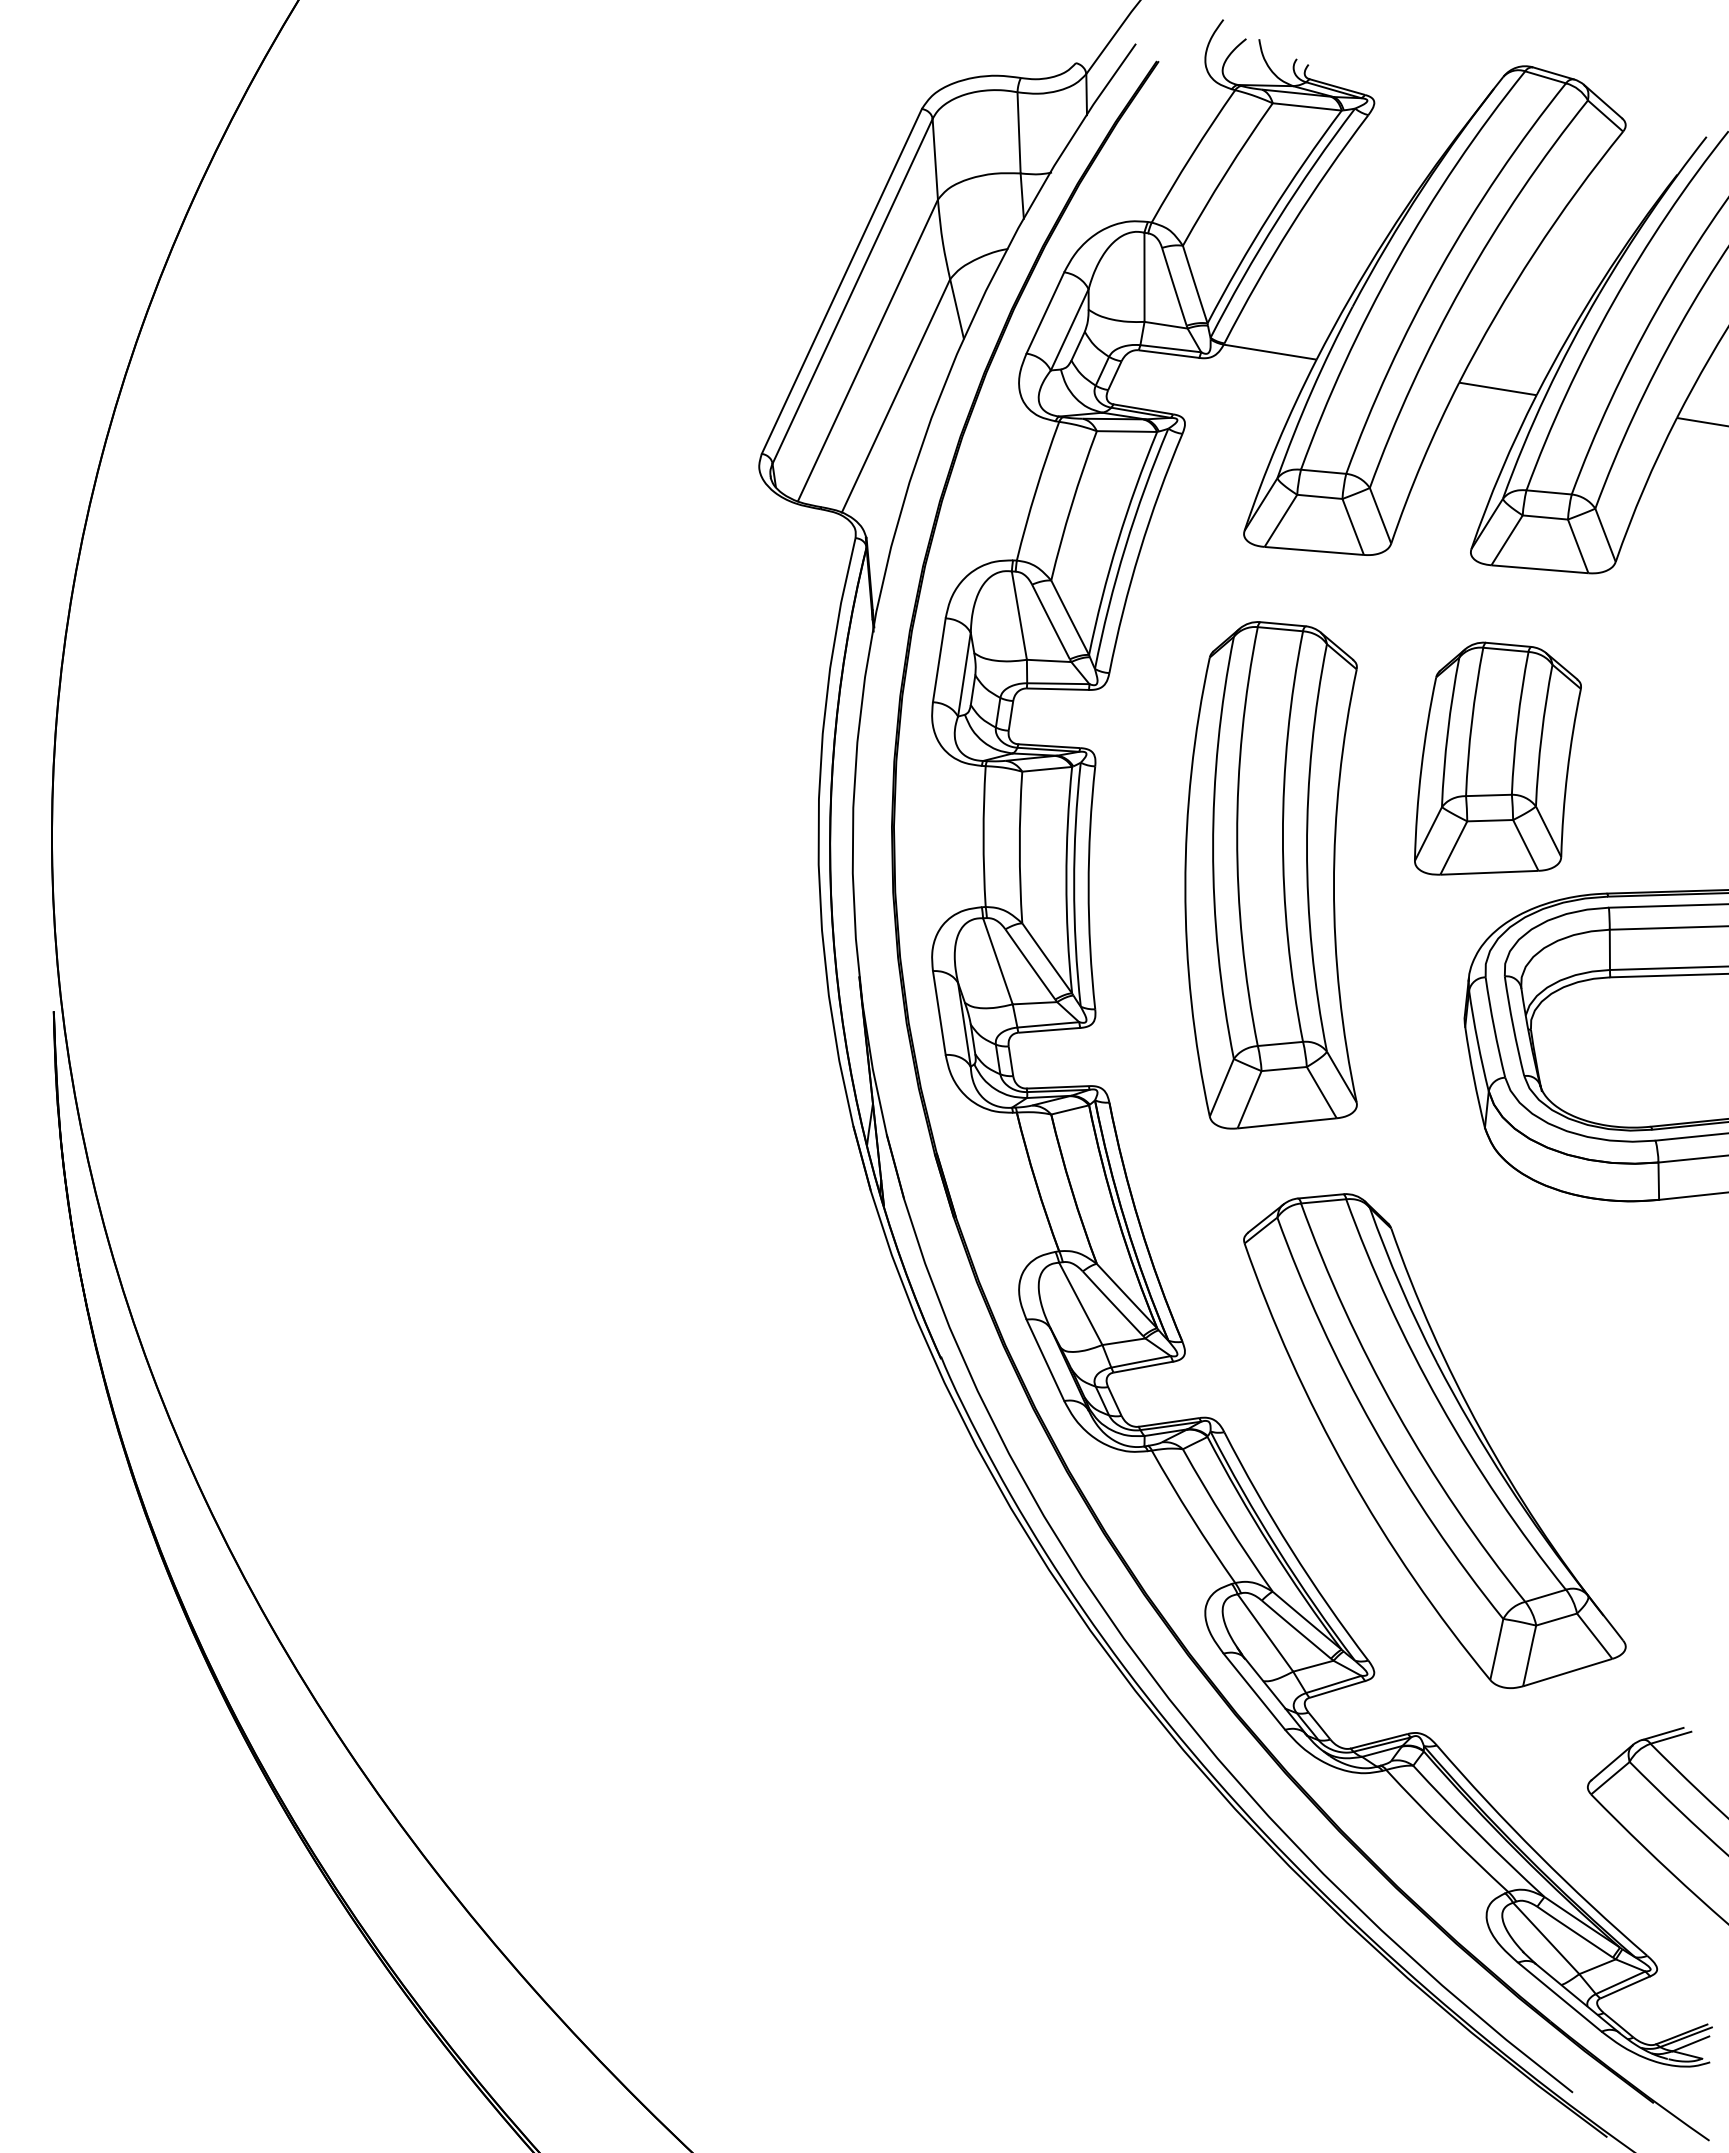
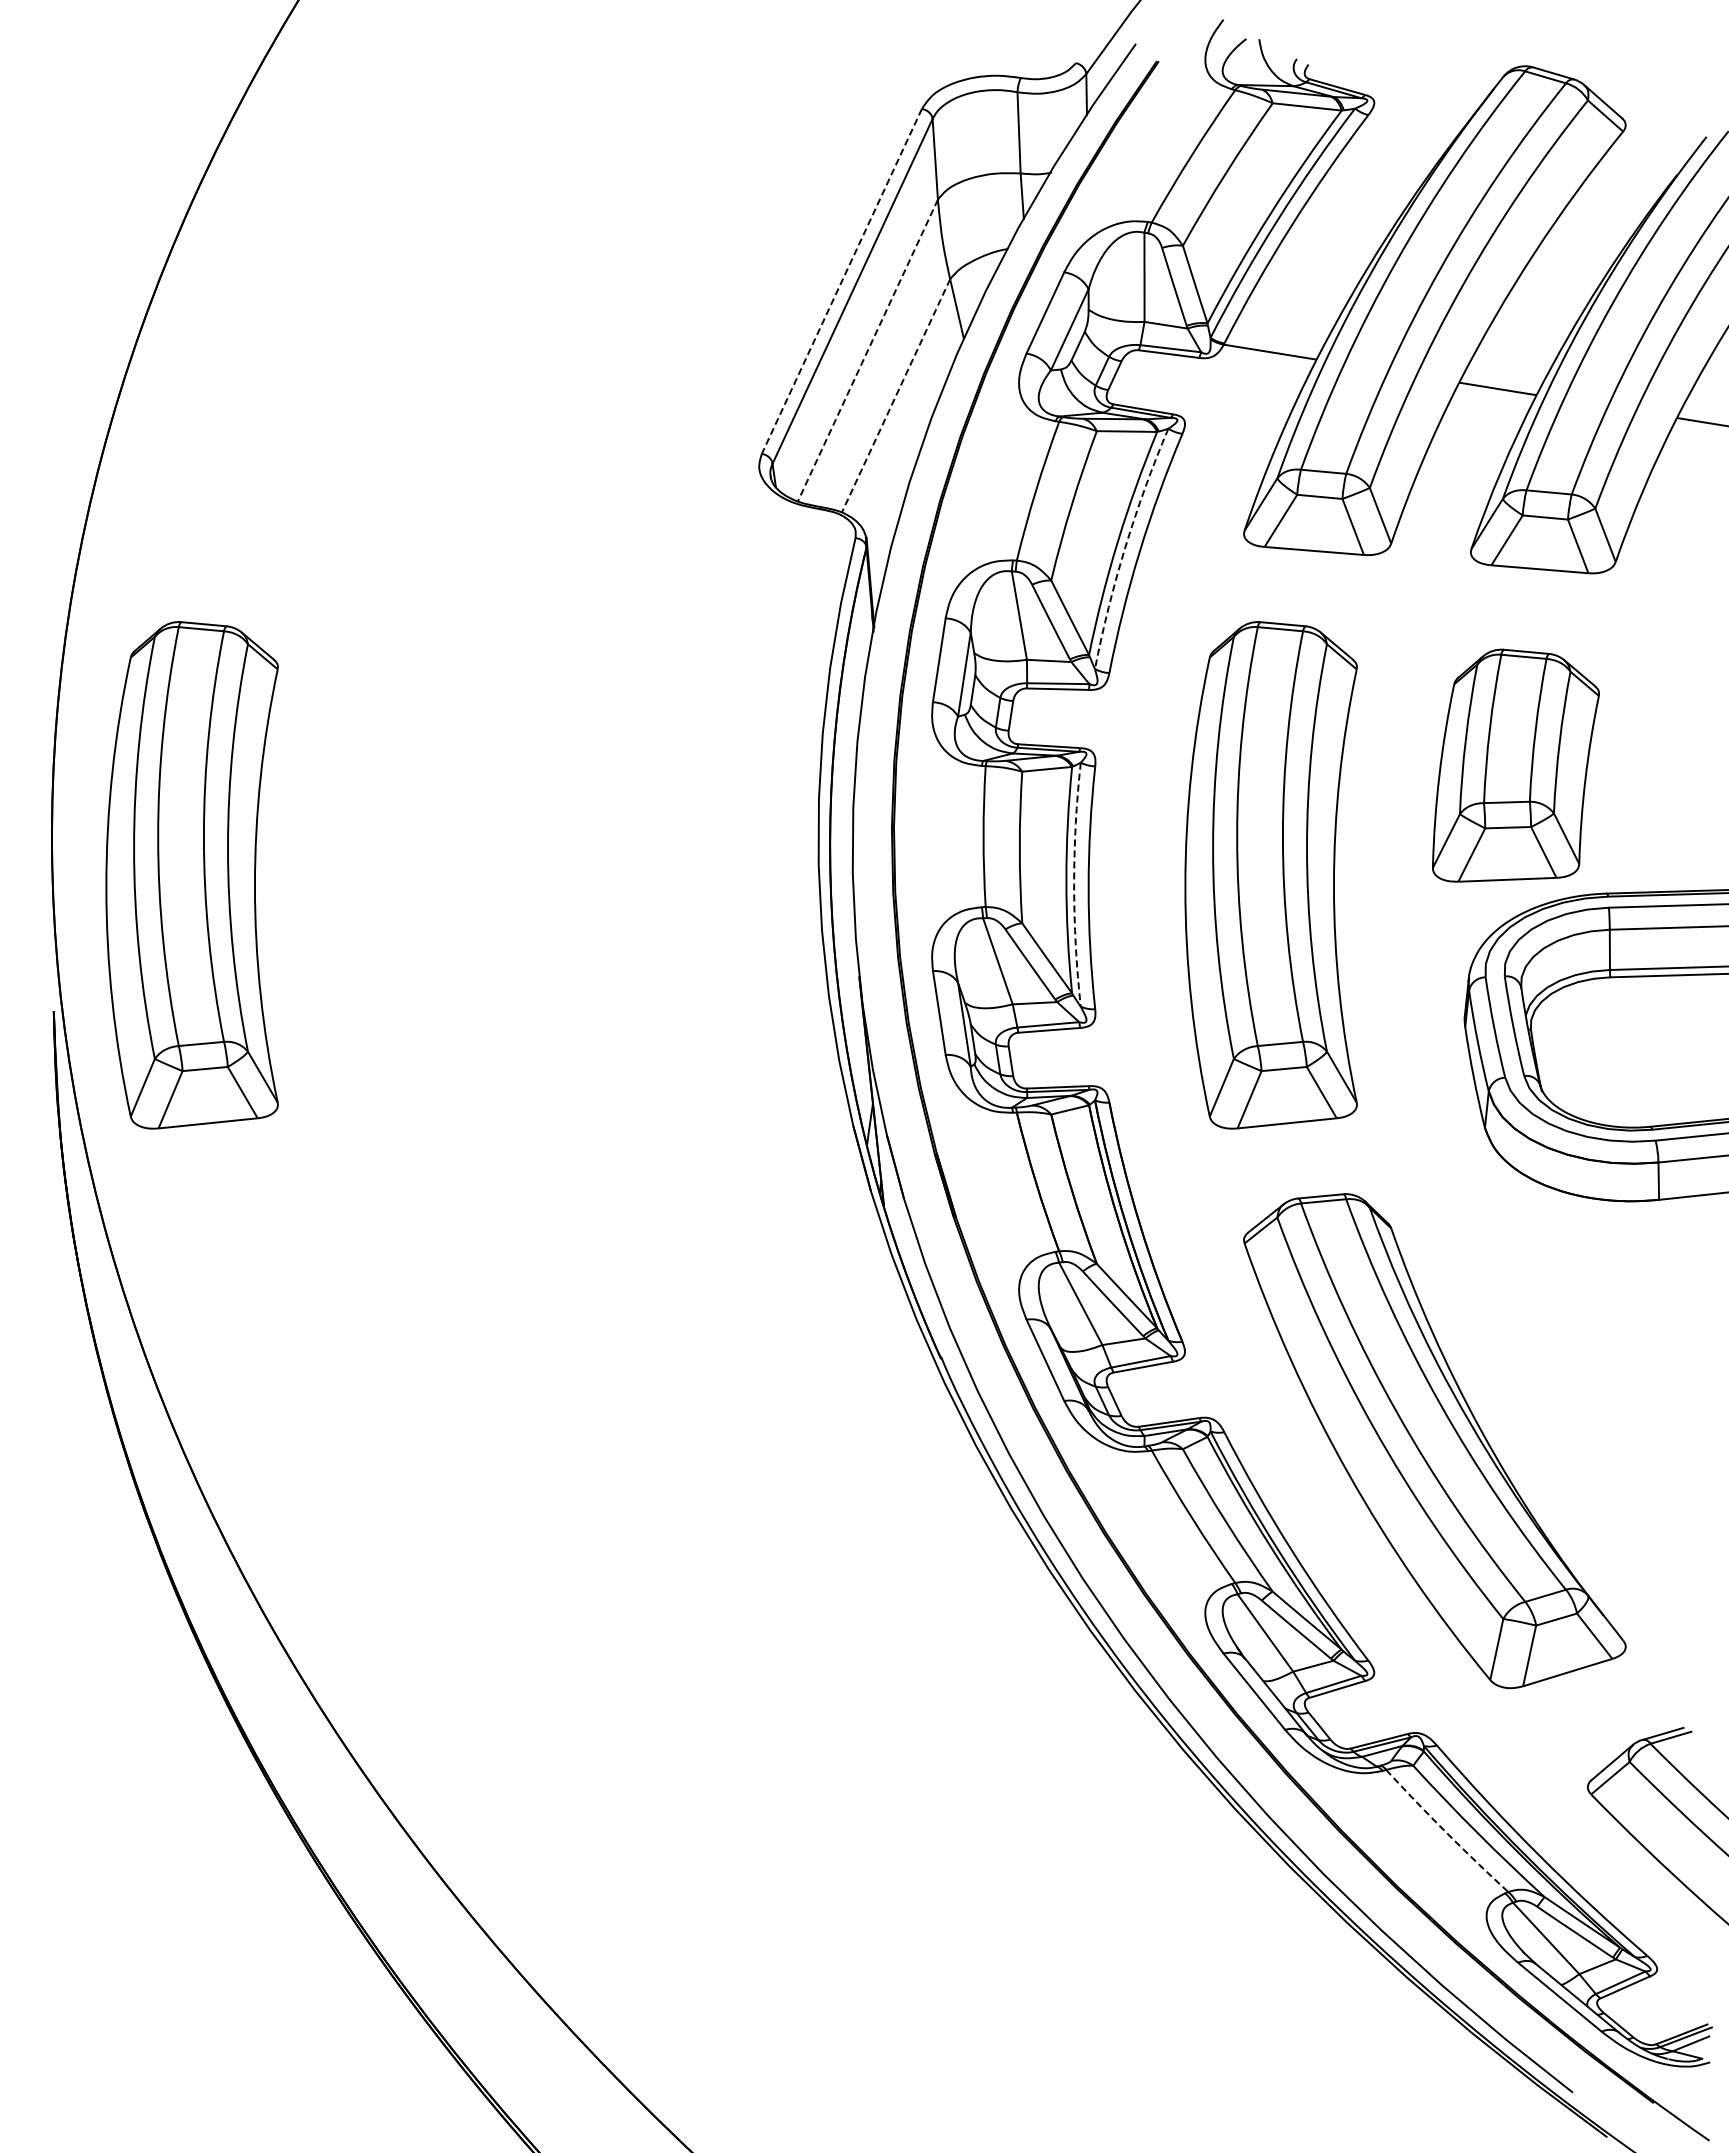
line: solid -> dashed (841, 281)
line: solid -> dashed (867, 351)
line: solid -> dashed (896, 395)
arc: solid -> dashed (1125, 546)
part position: (1497, 758) -> (1515, 765) (1515, 765)
part: none -> present (191, 875)
arc: solid -> dashed (1074, 884)
arc: solid -> dashed (1446, 1832)
